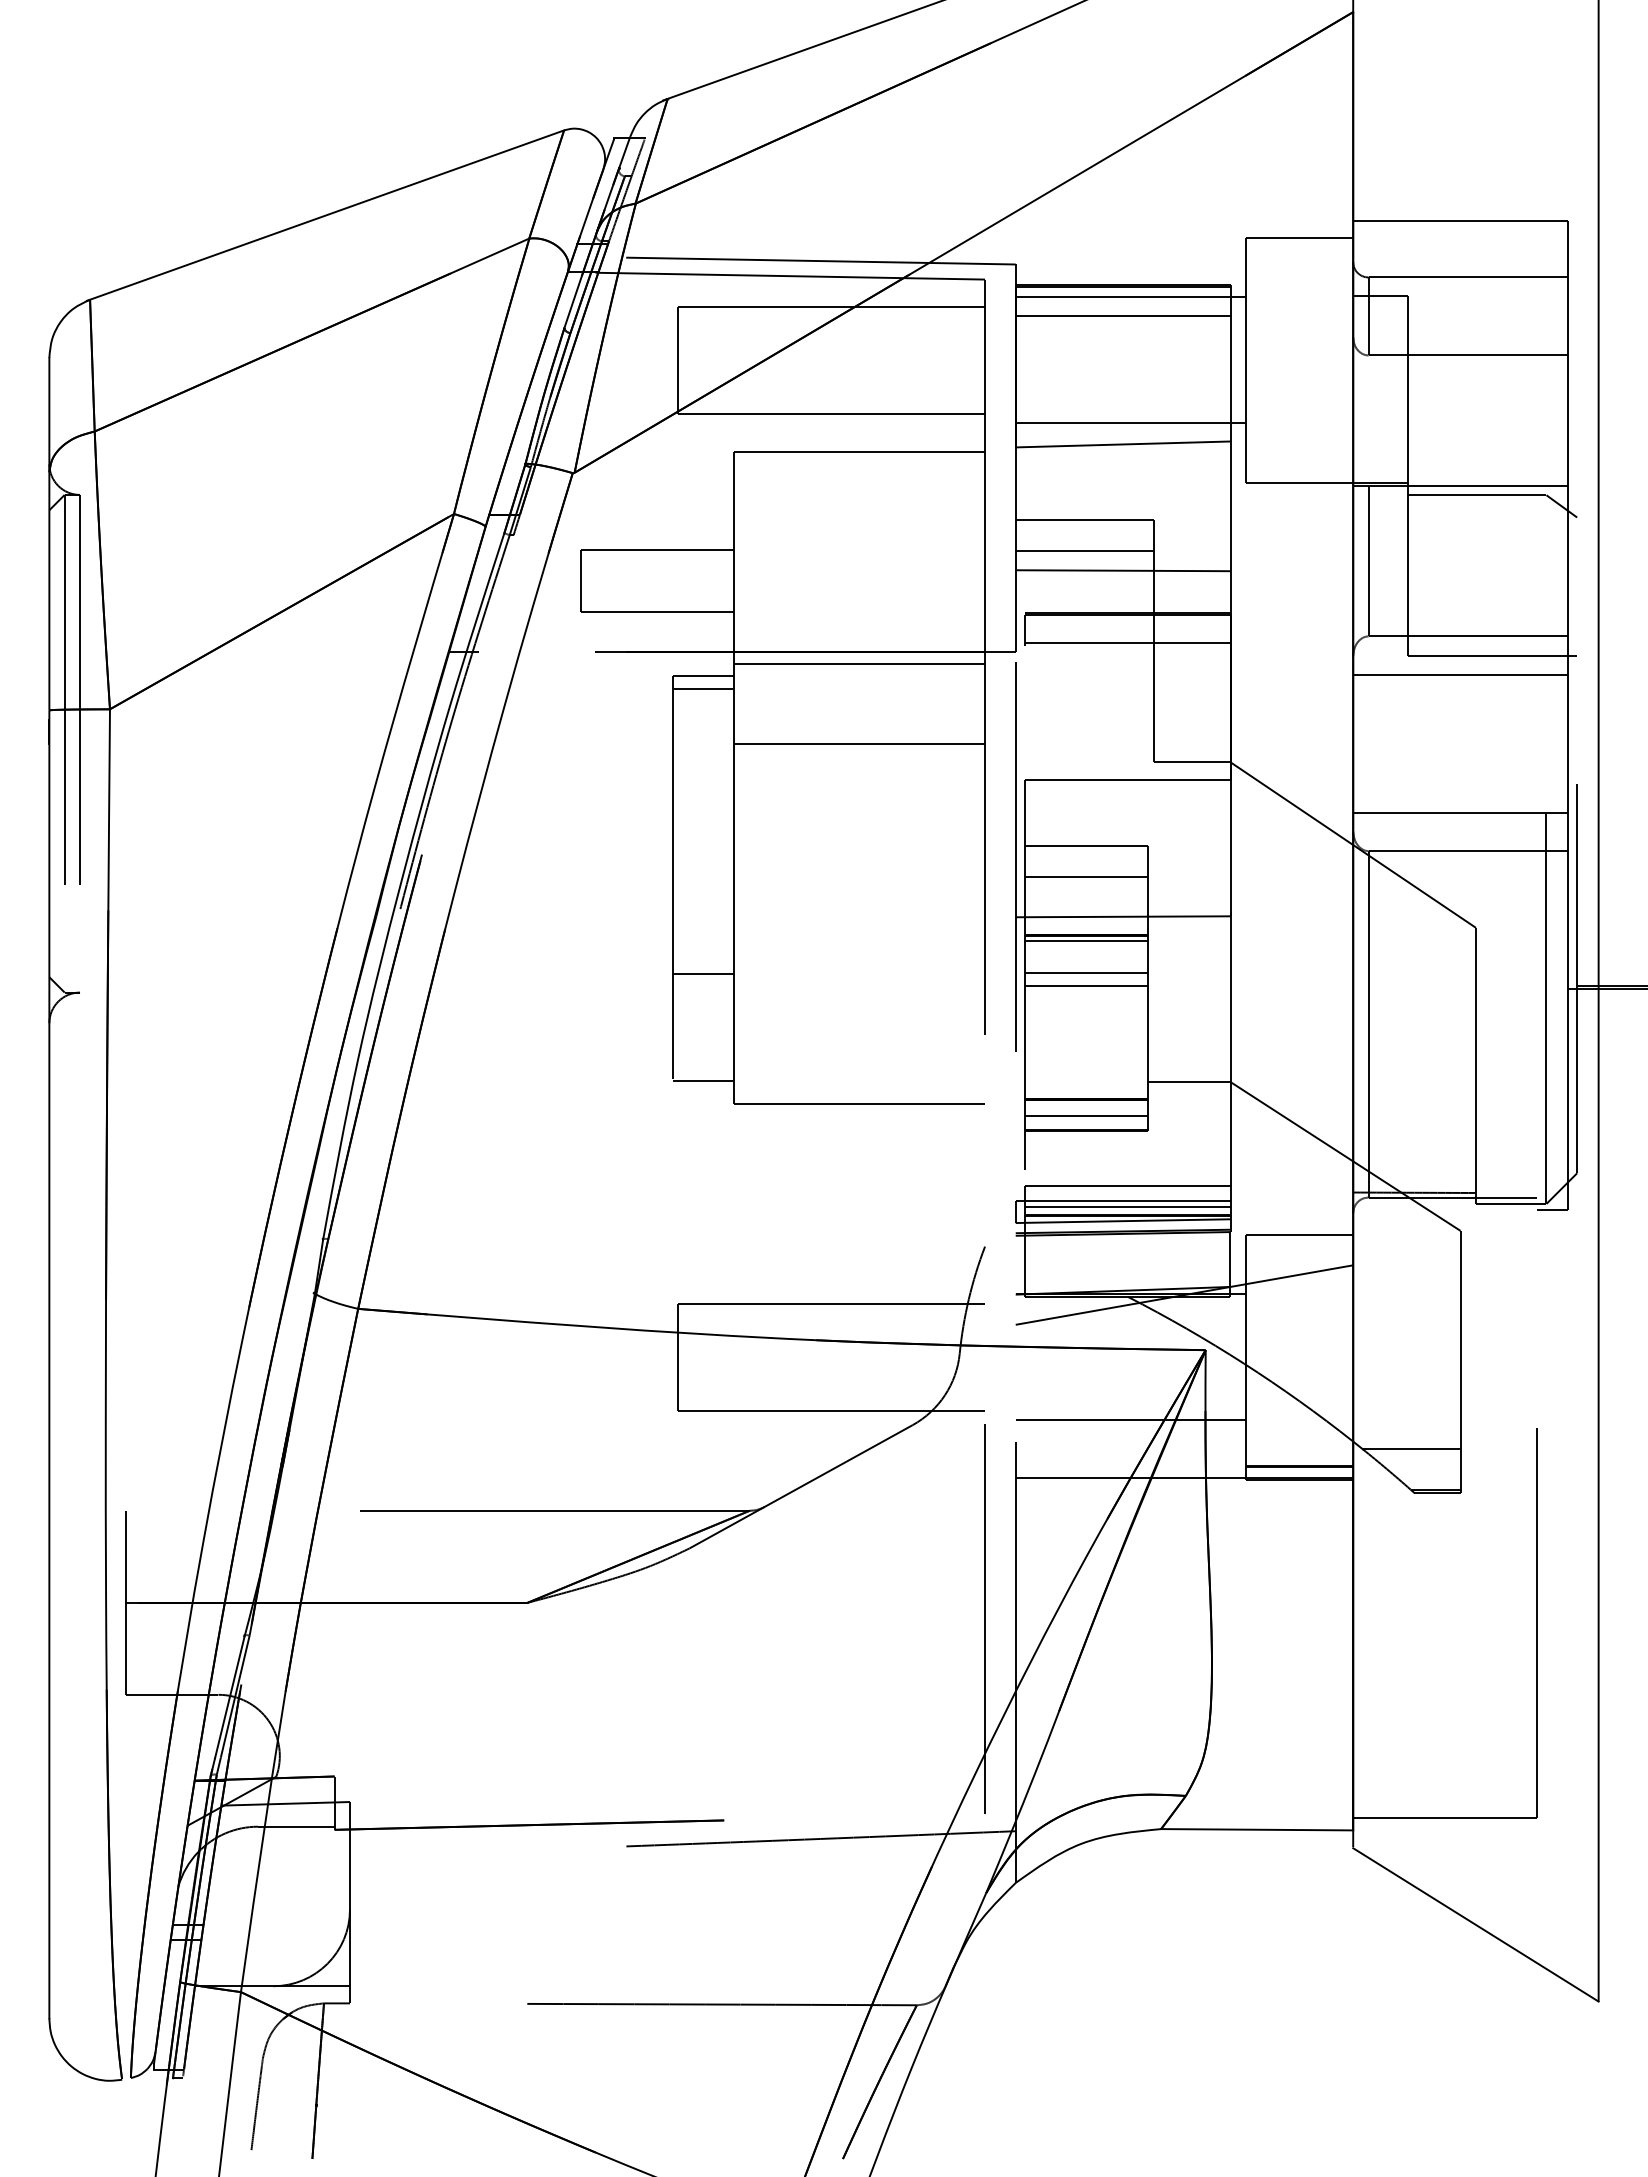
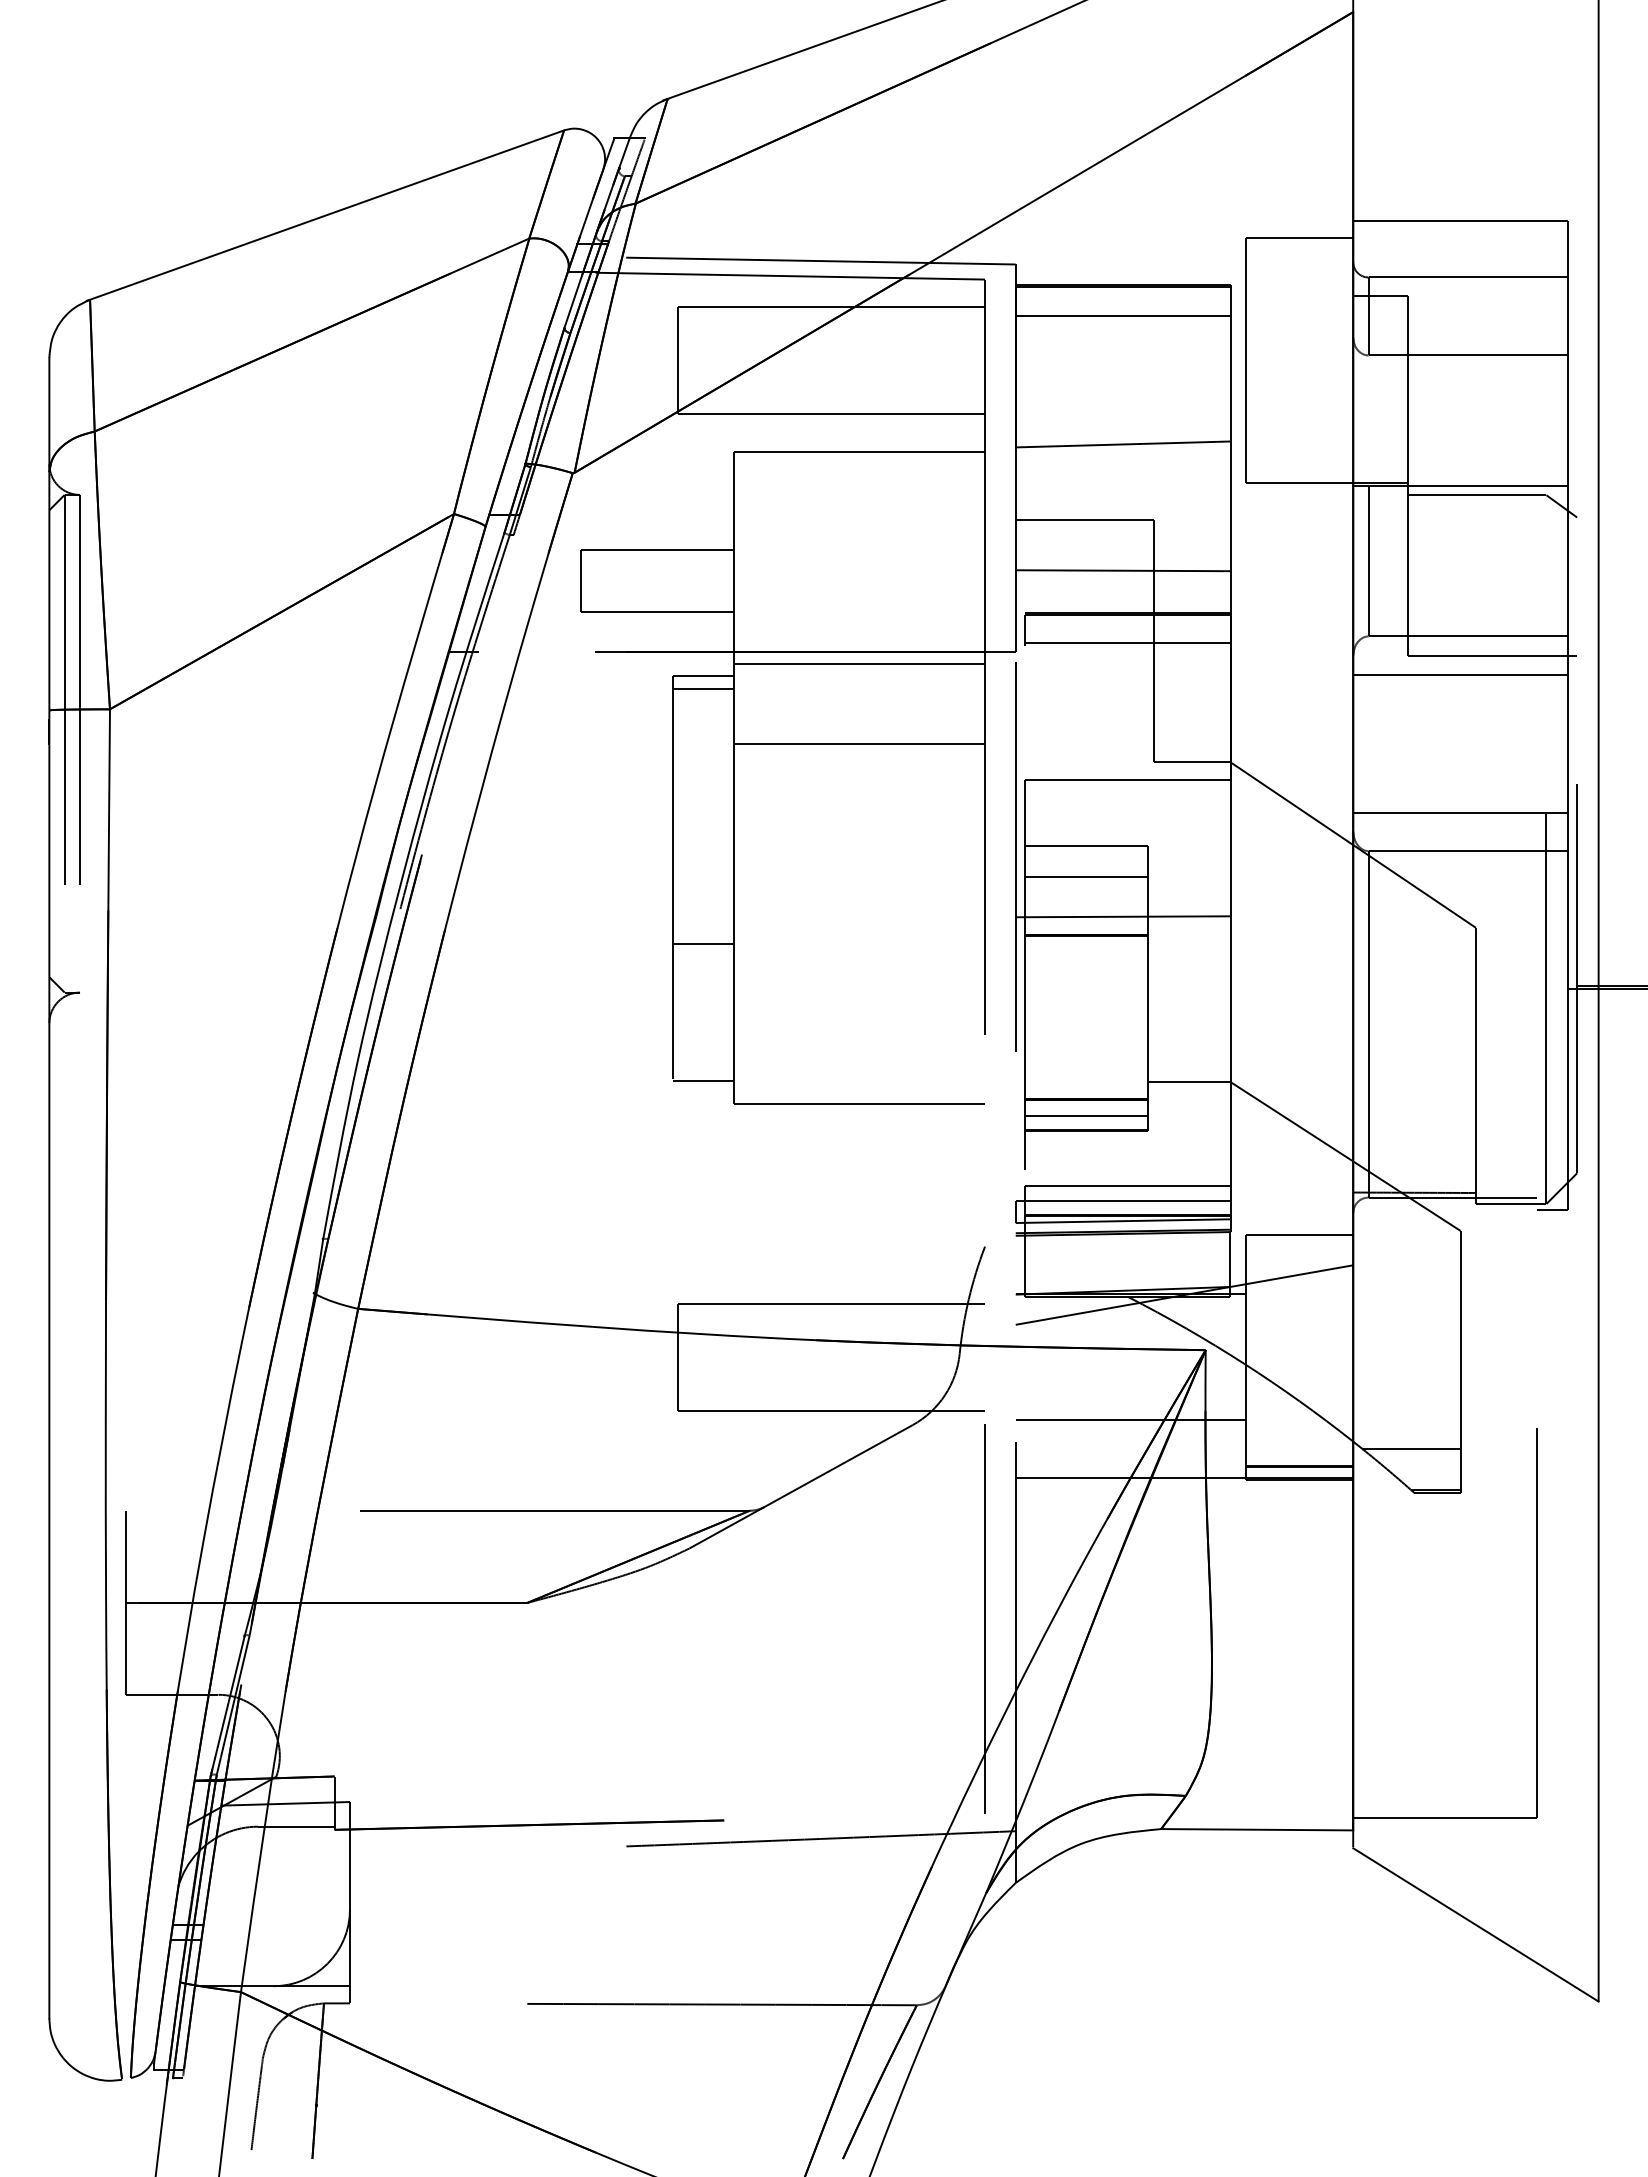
line: present -> none (1130, 297)
line: present -> none (1130, 423)
line: present -> none (1084, 550)
line: present -> none (1085, 941)
line: present -> none (1085, 972)
line position: (703, 973) -> (703, 943) (703, 943)
line: present -> none (1085, 986)
line: present -> none (1127, 1207)
